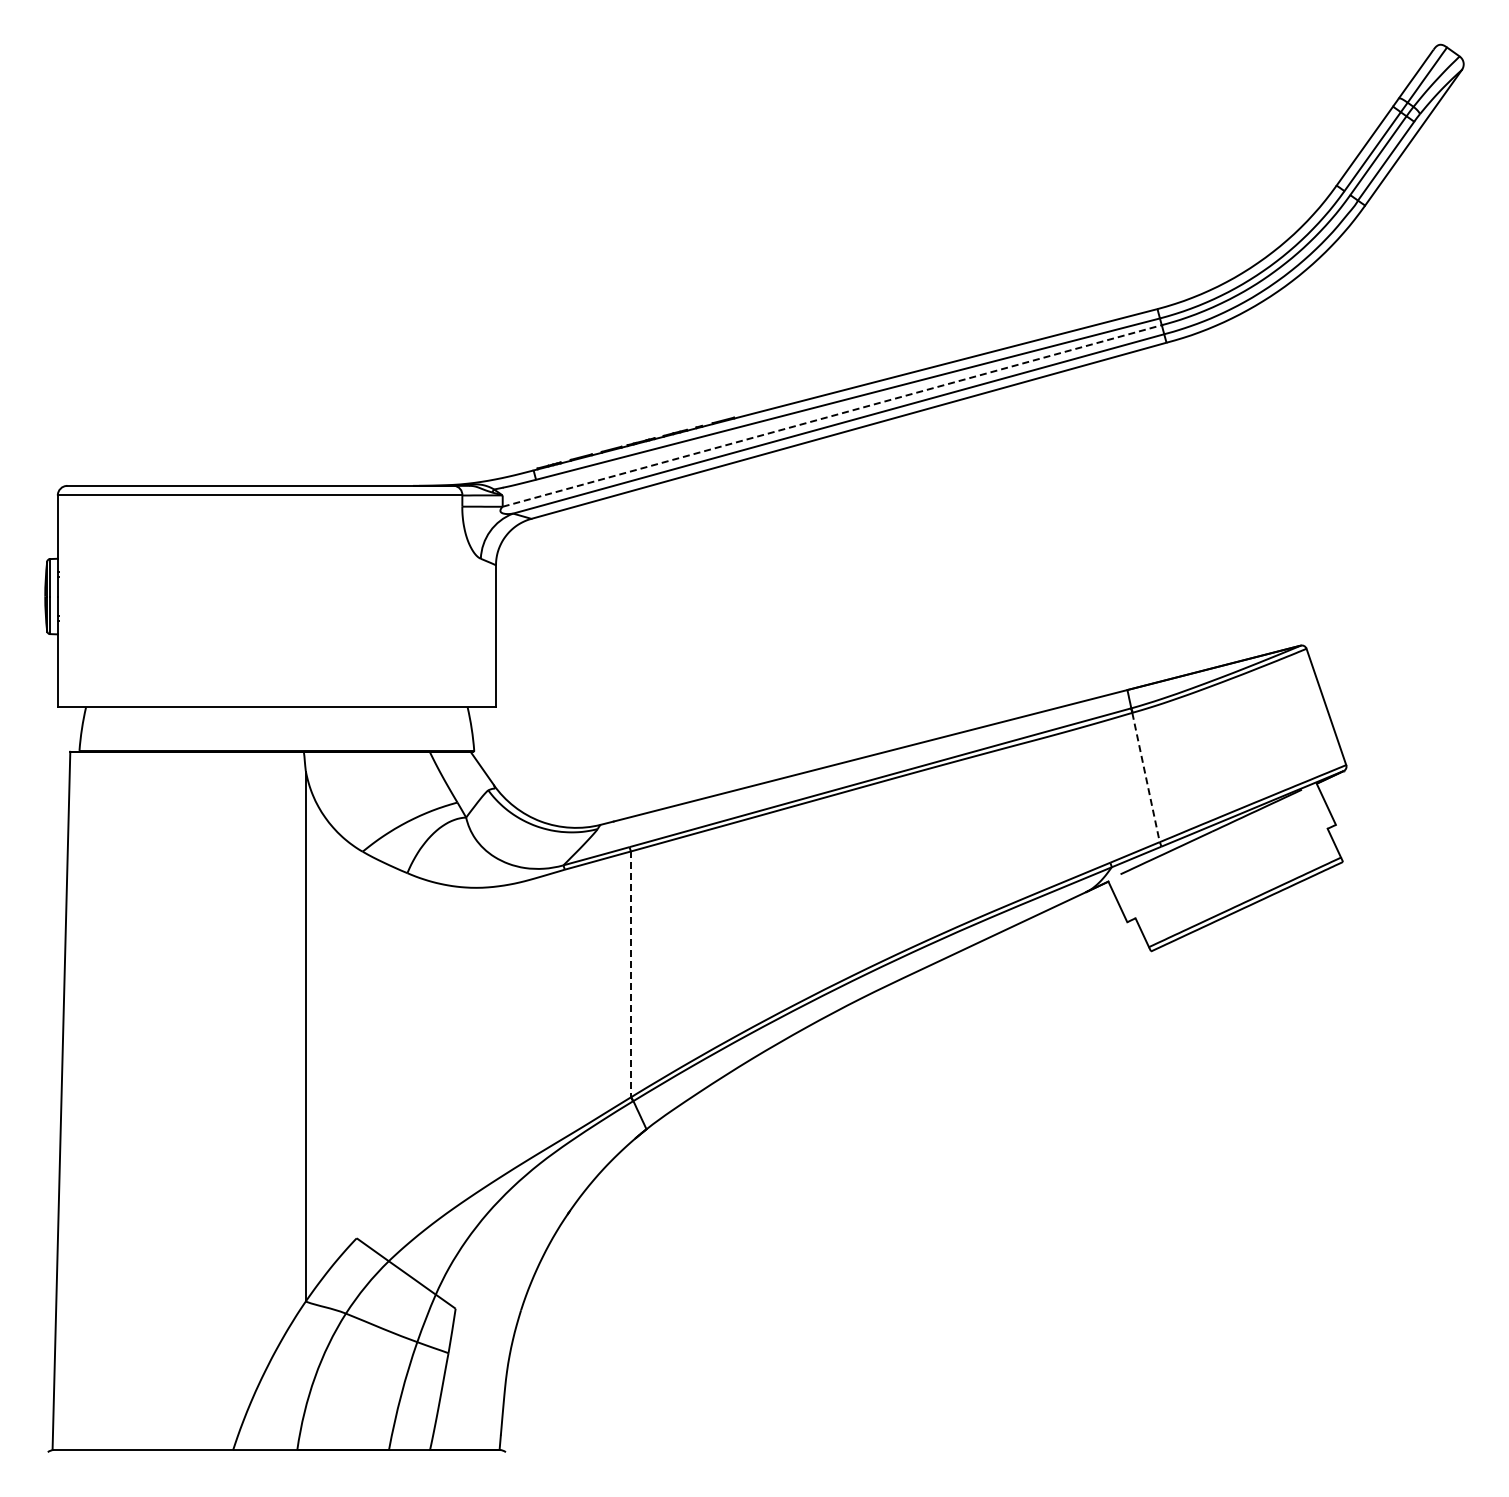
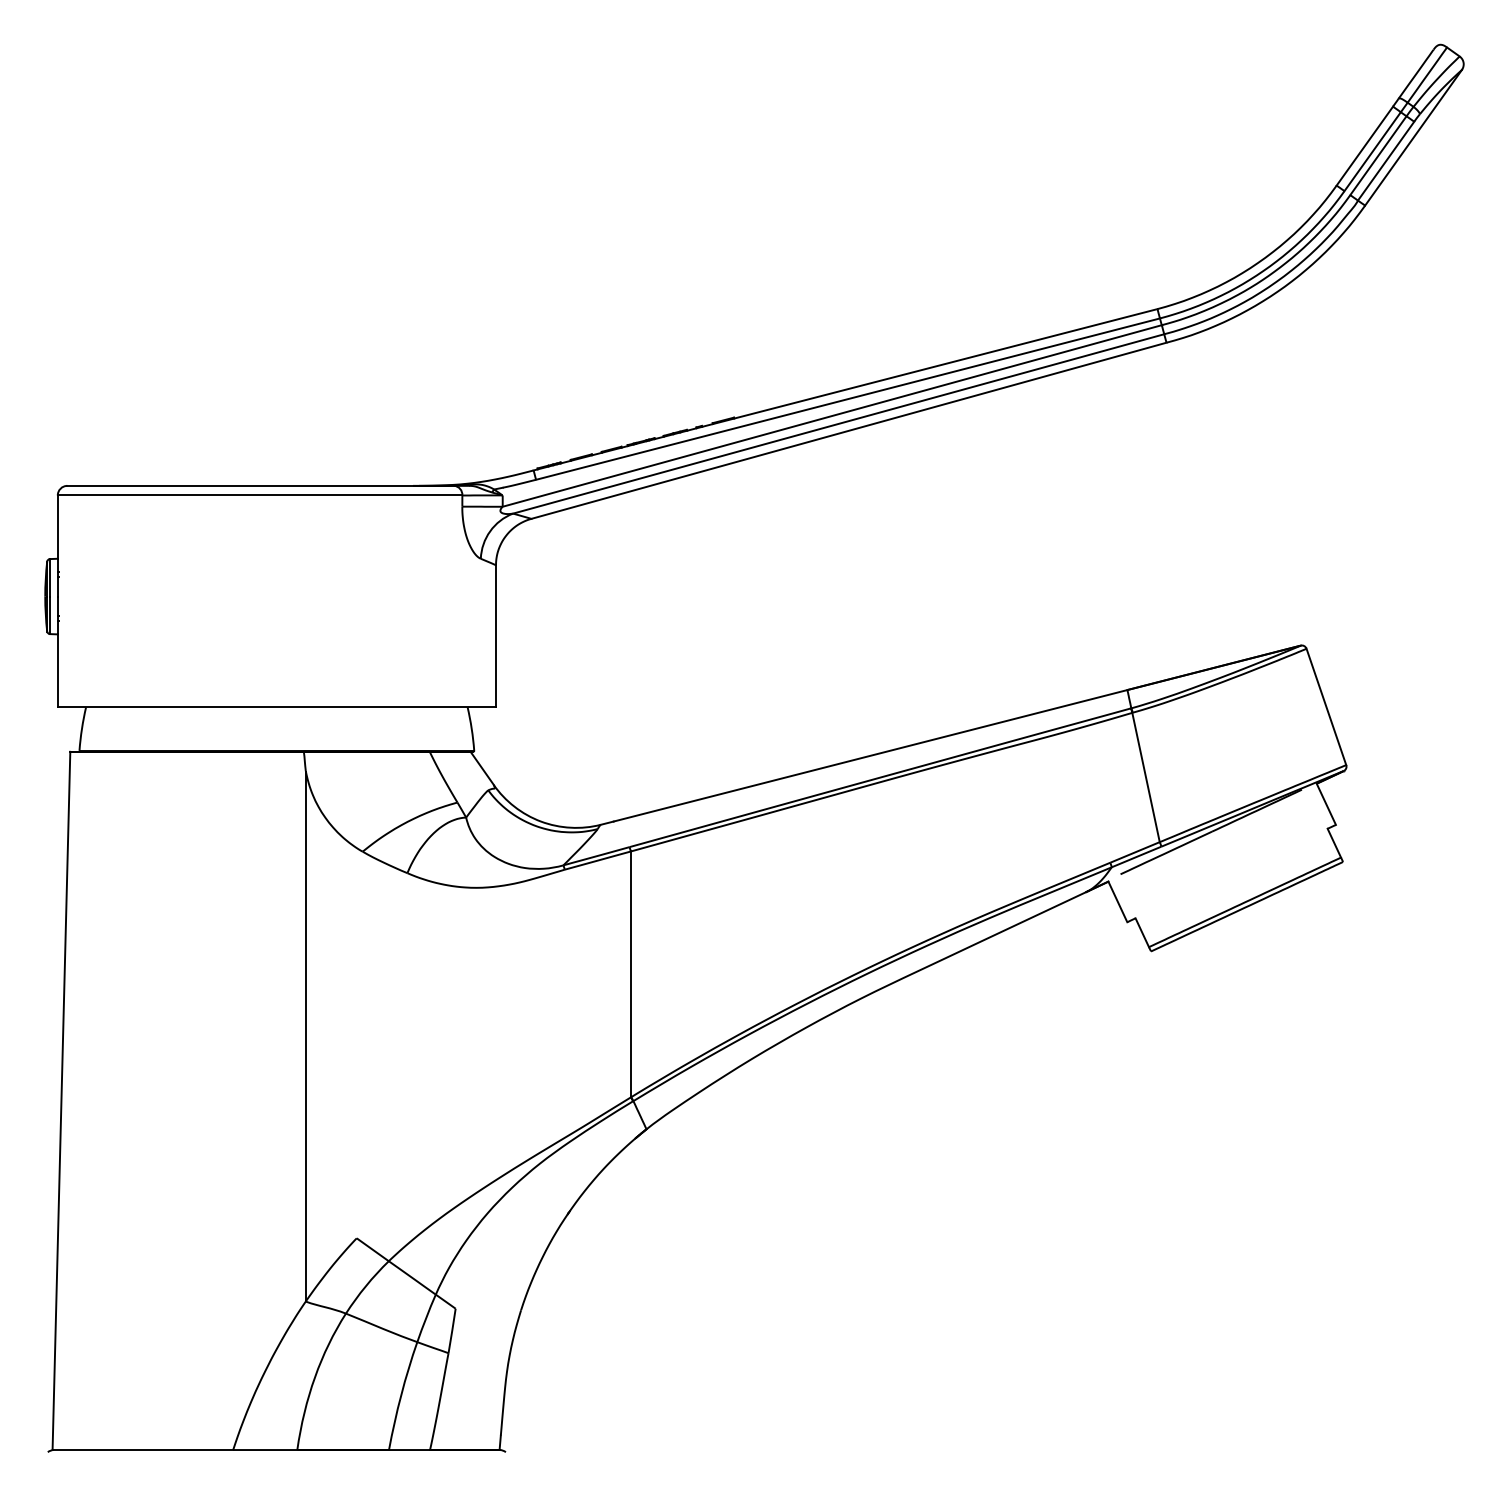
line: dashed -> solid (832, 415)
line: dashed -> solid (1146, 778)
line: dashed -> solid (630, 974)
